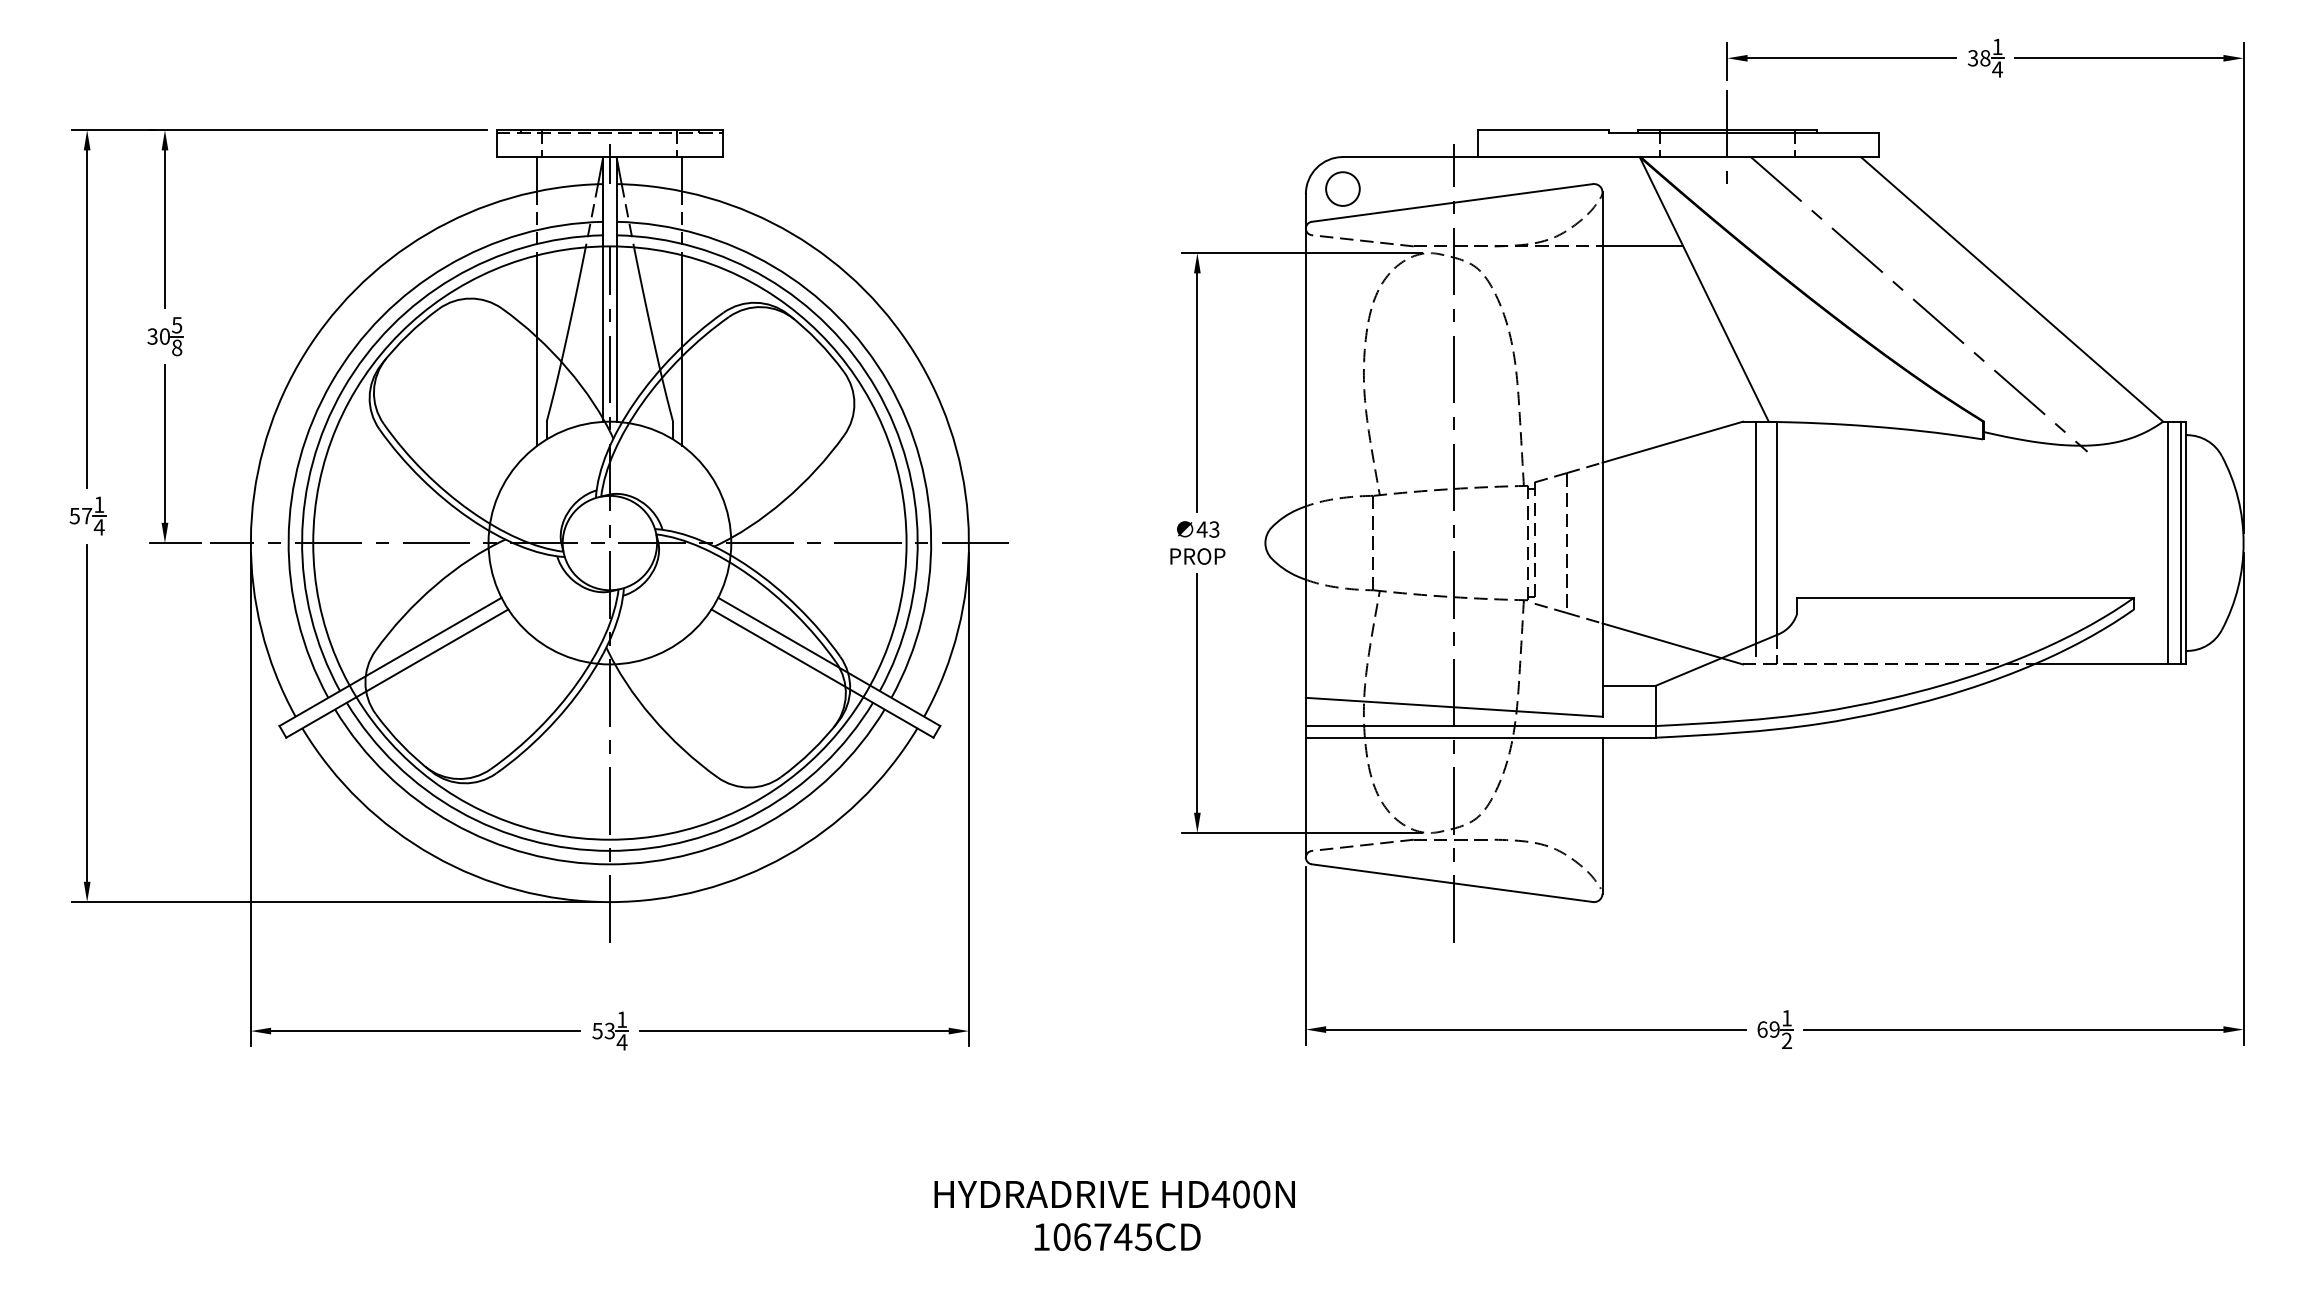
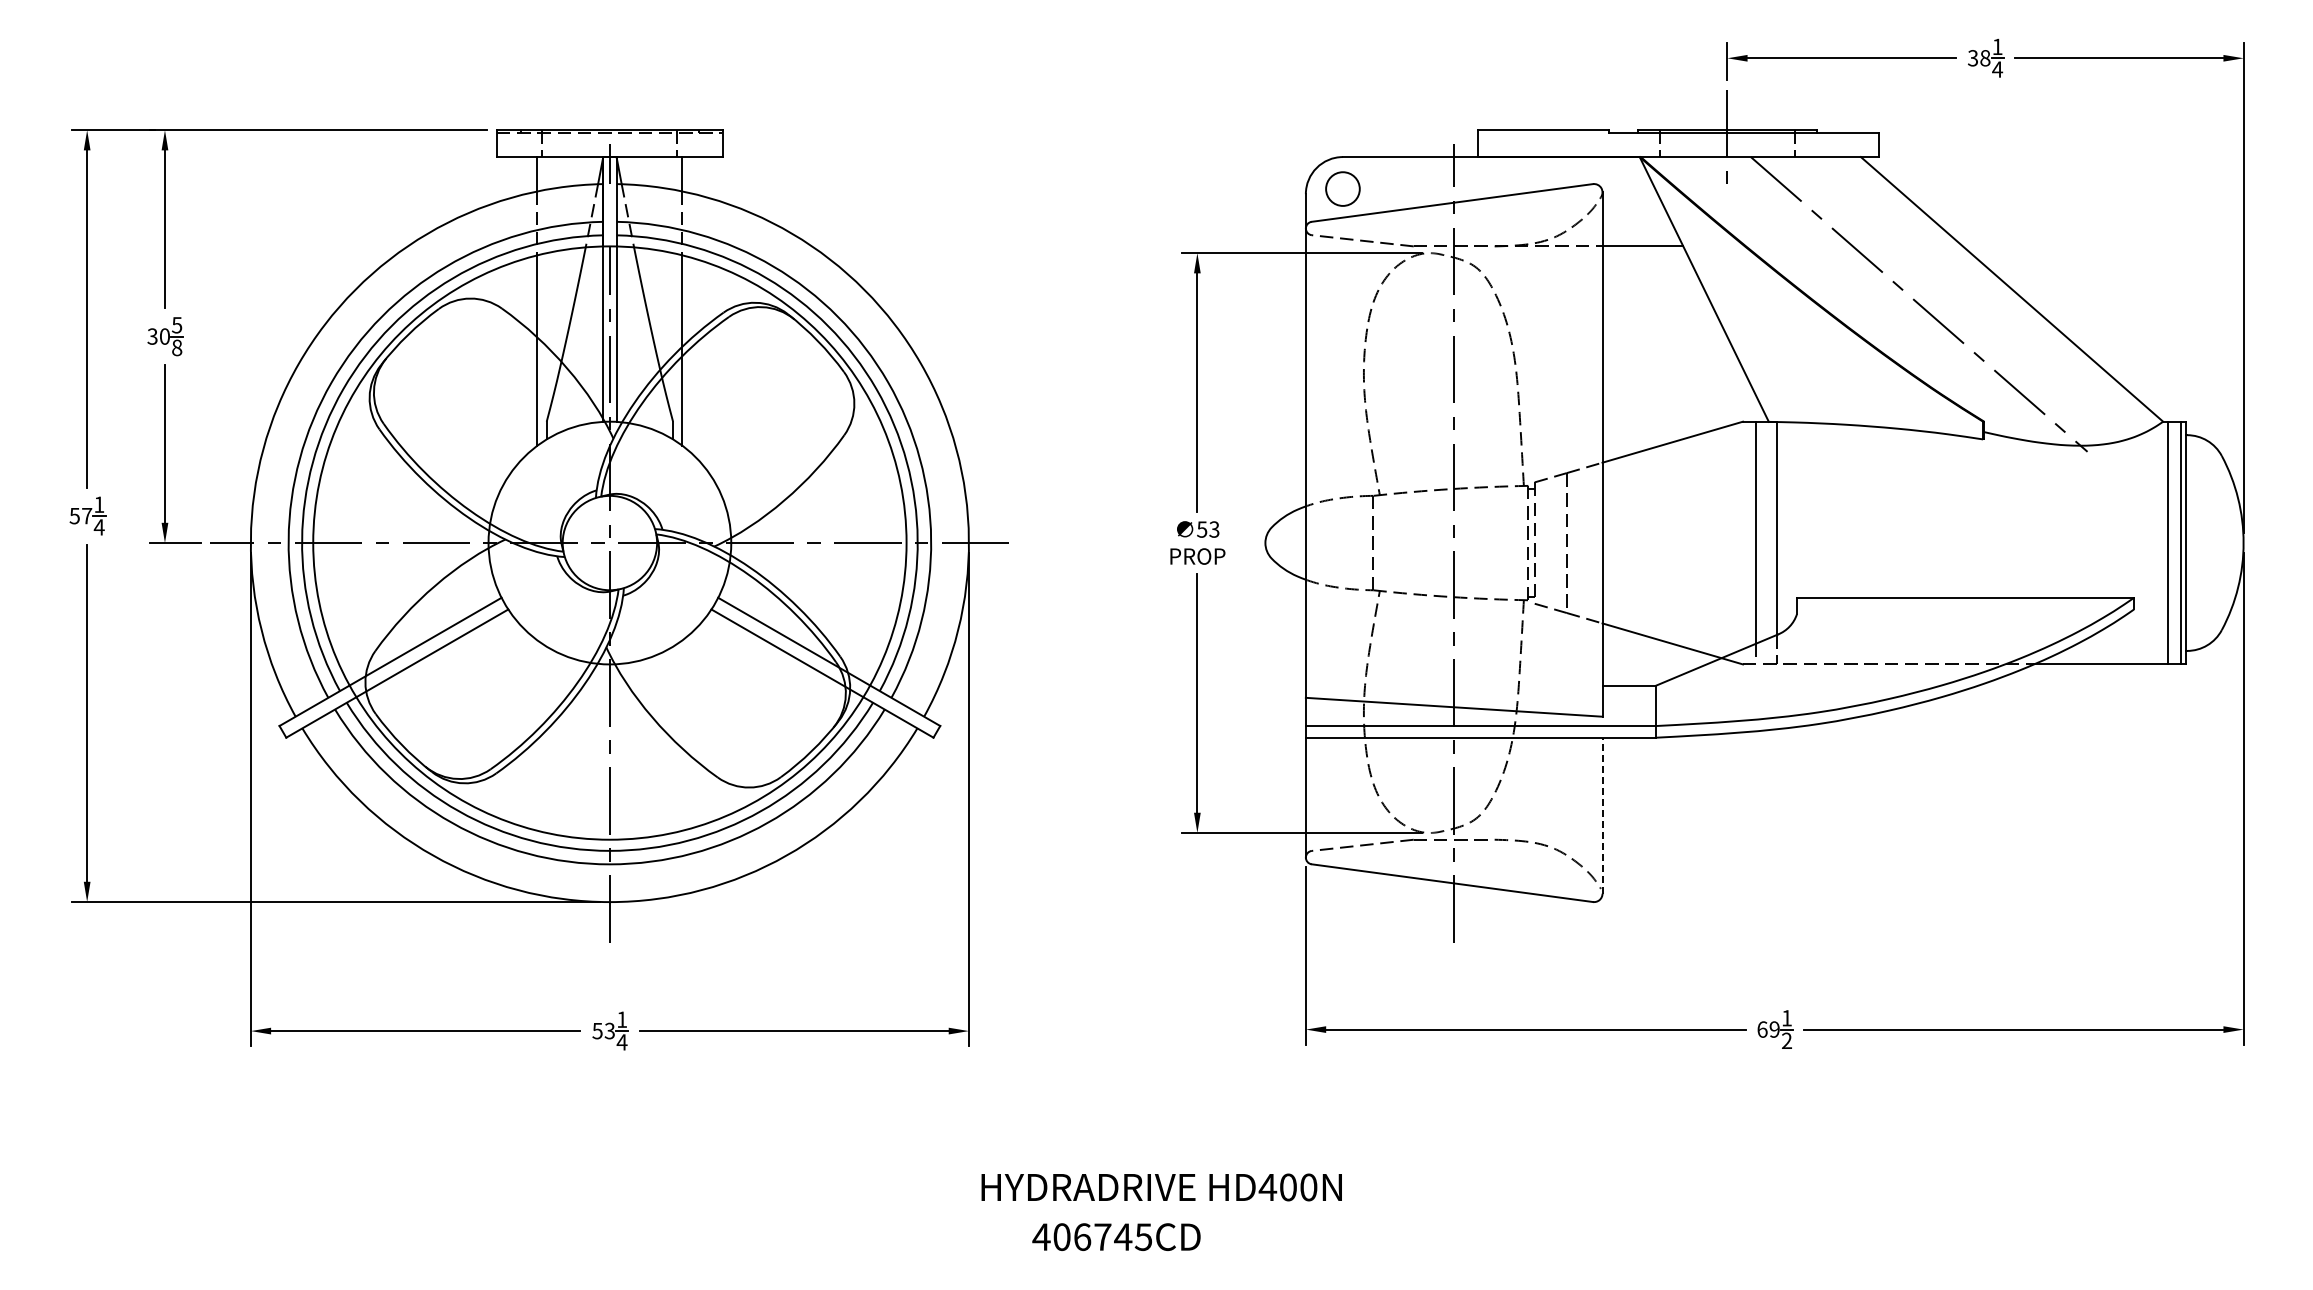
text: 43 -> 53 (1201, 529)
line: solid -> dashed (1602, 815)
text position: (1114, 1194) -> (1161, 1187) (1161, 1187)
text: 106745CD -> 406745CD (1041, 1236)
